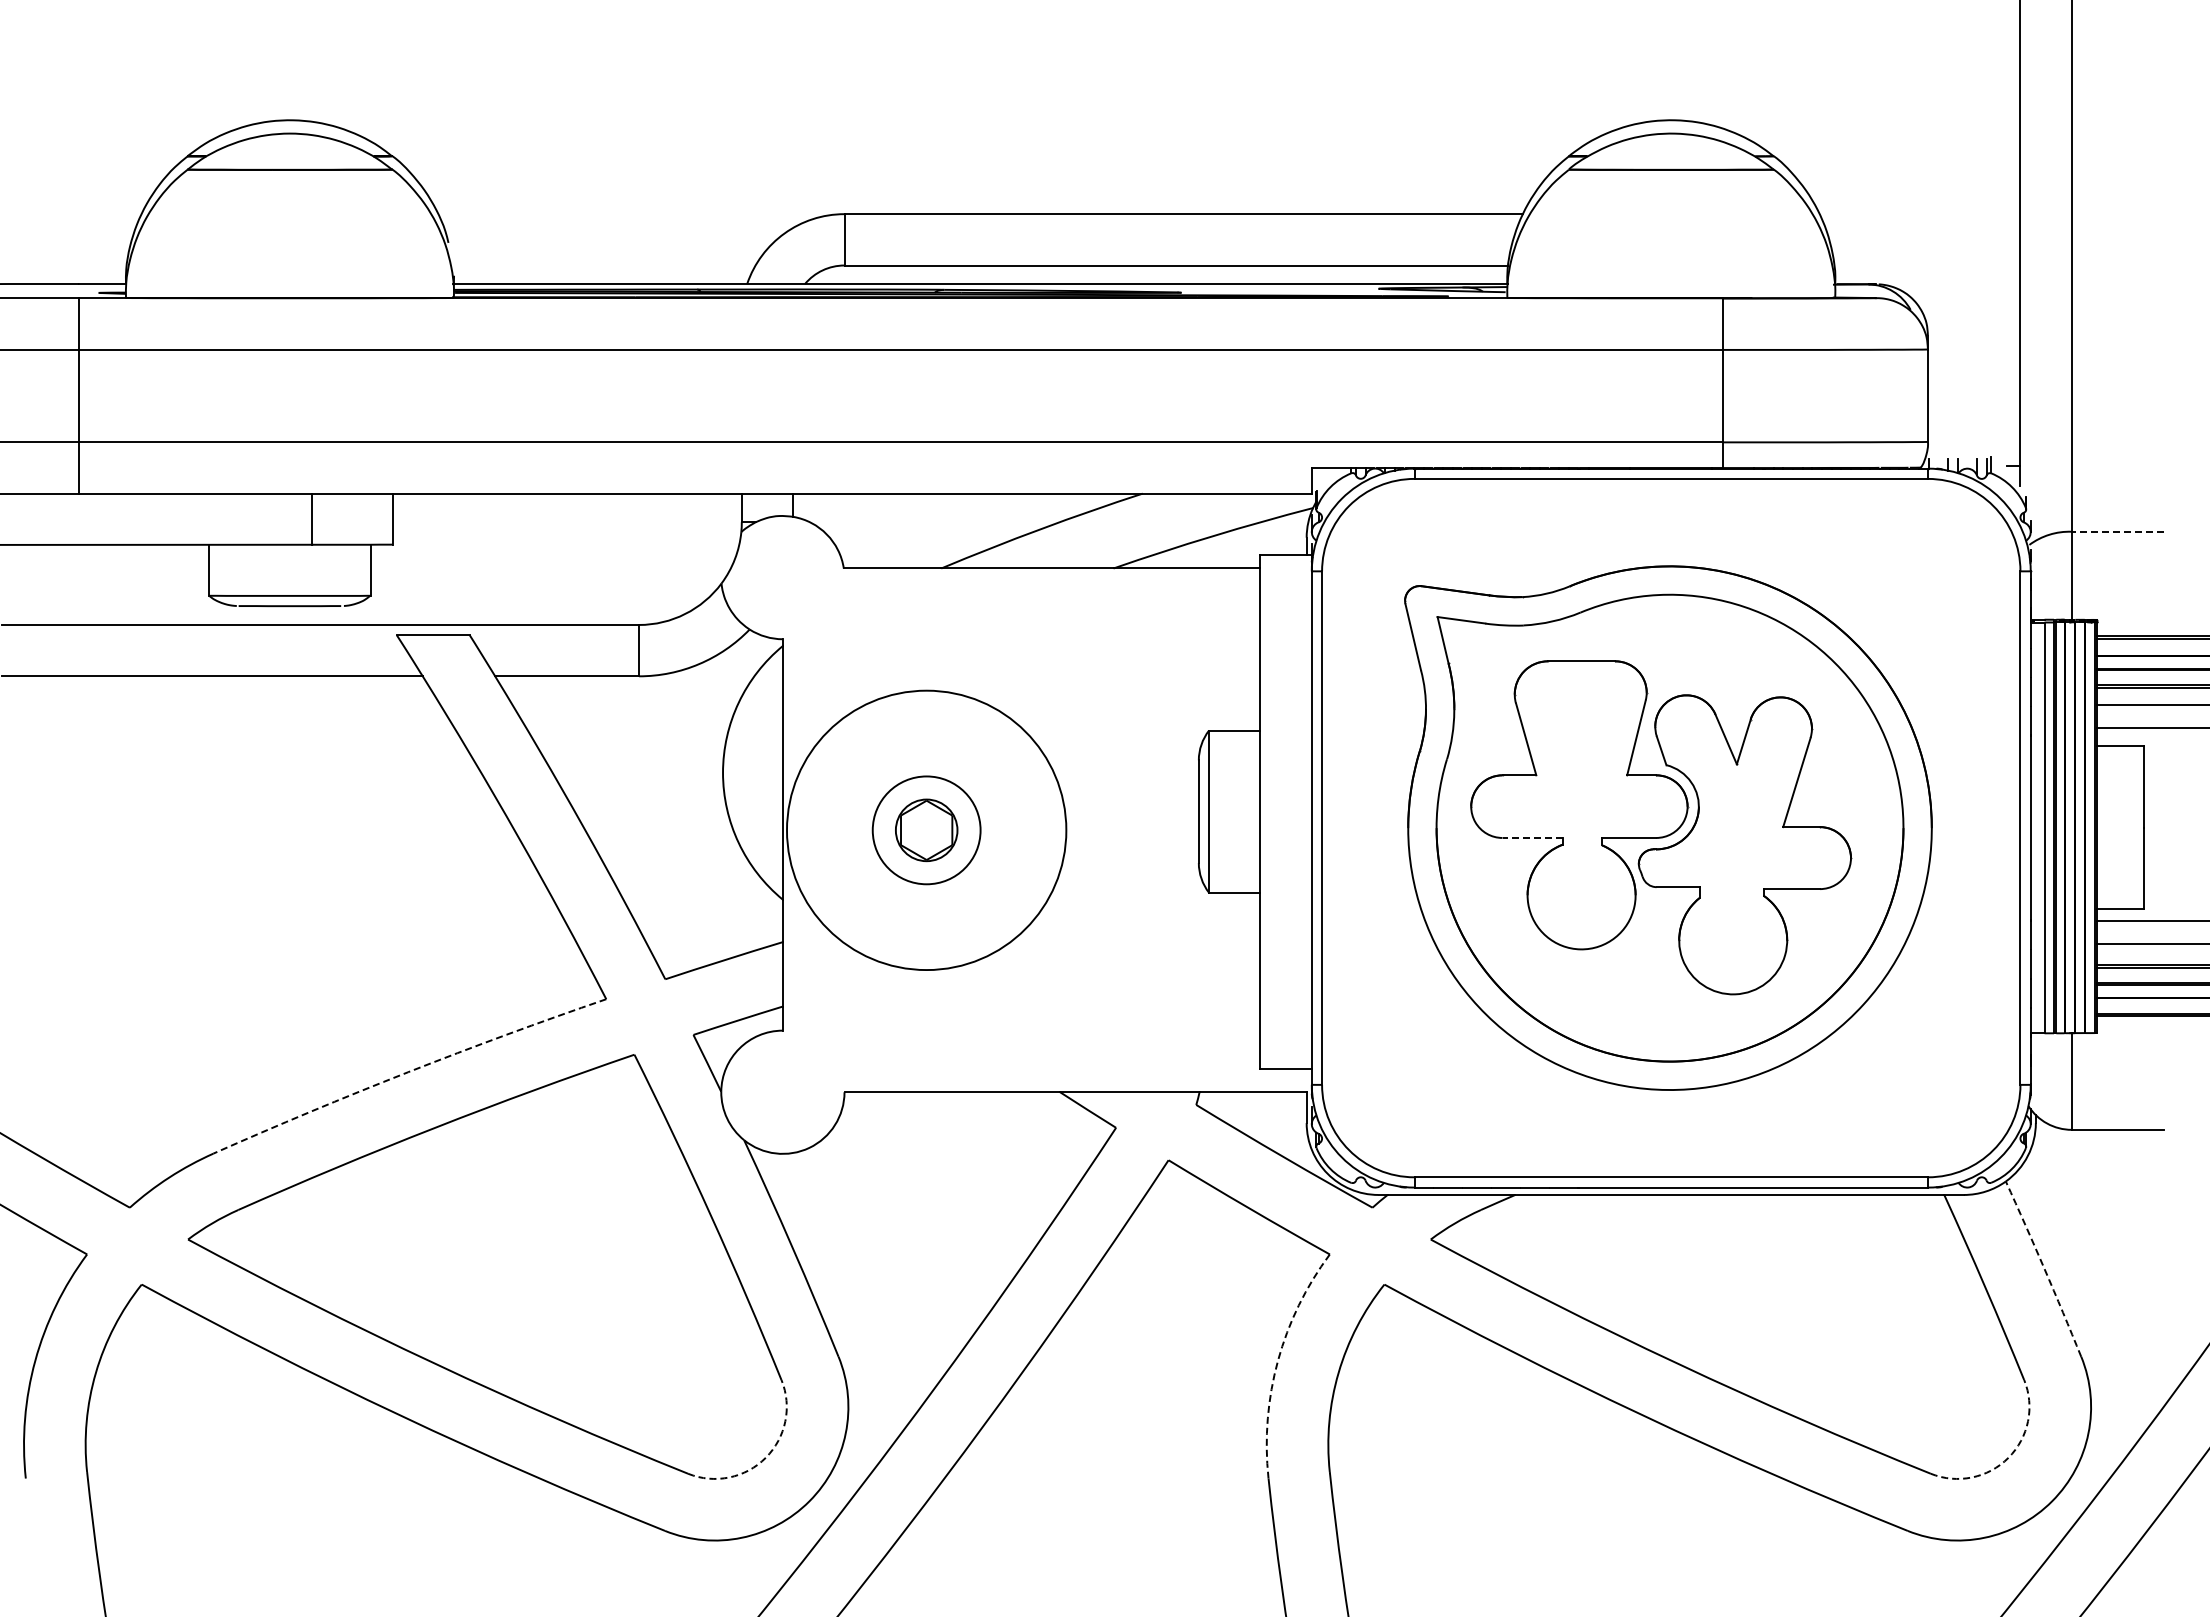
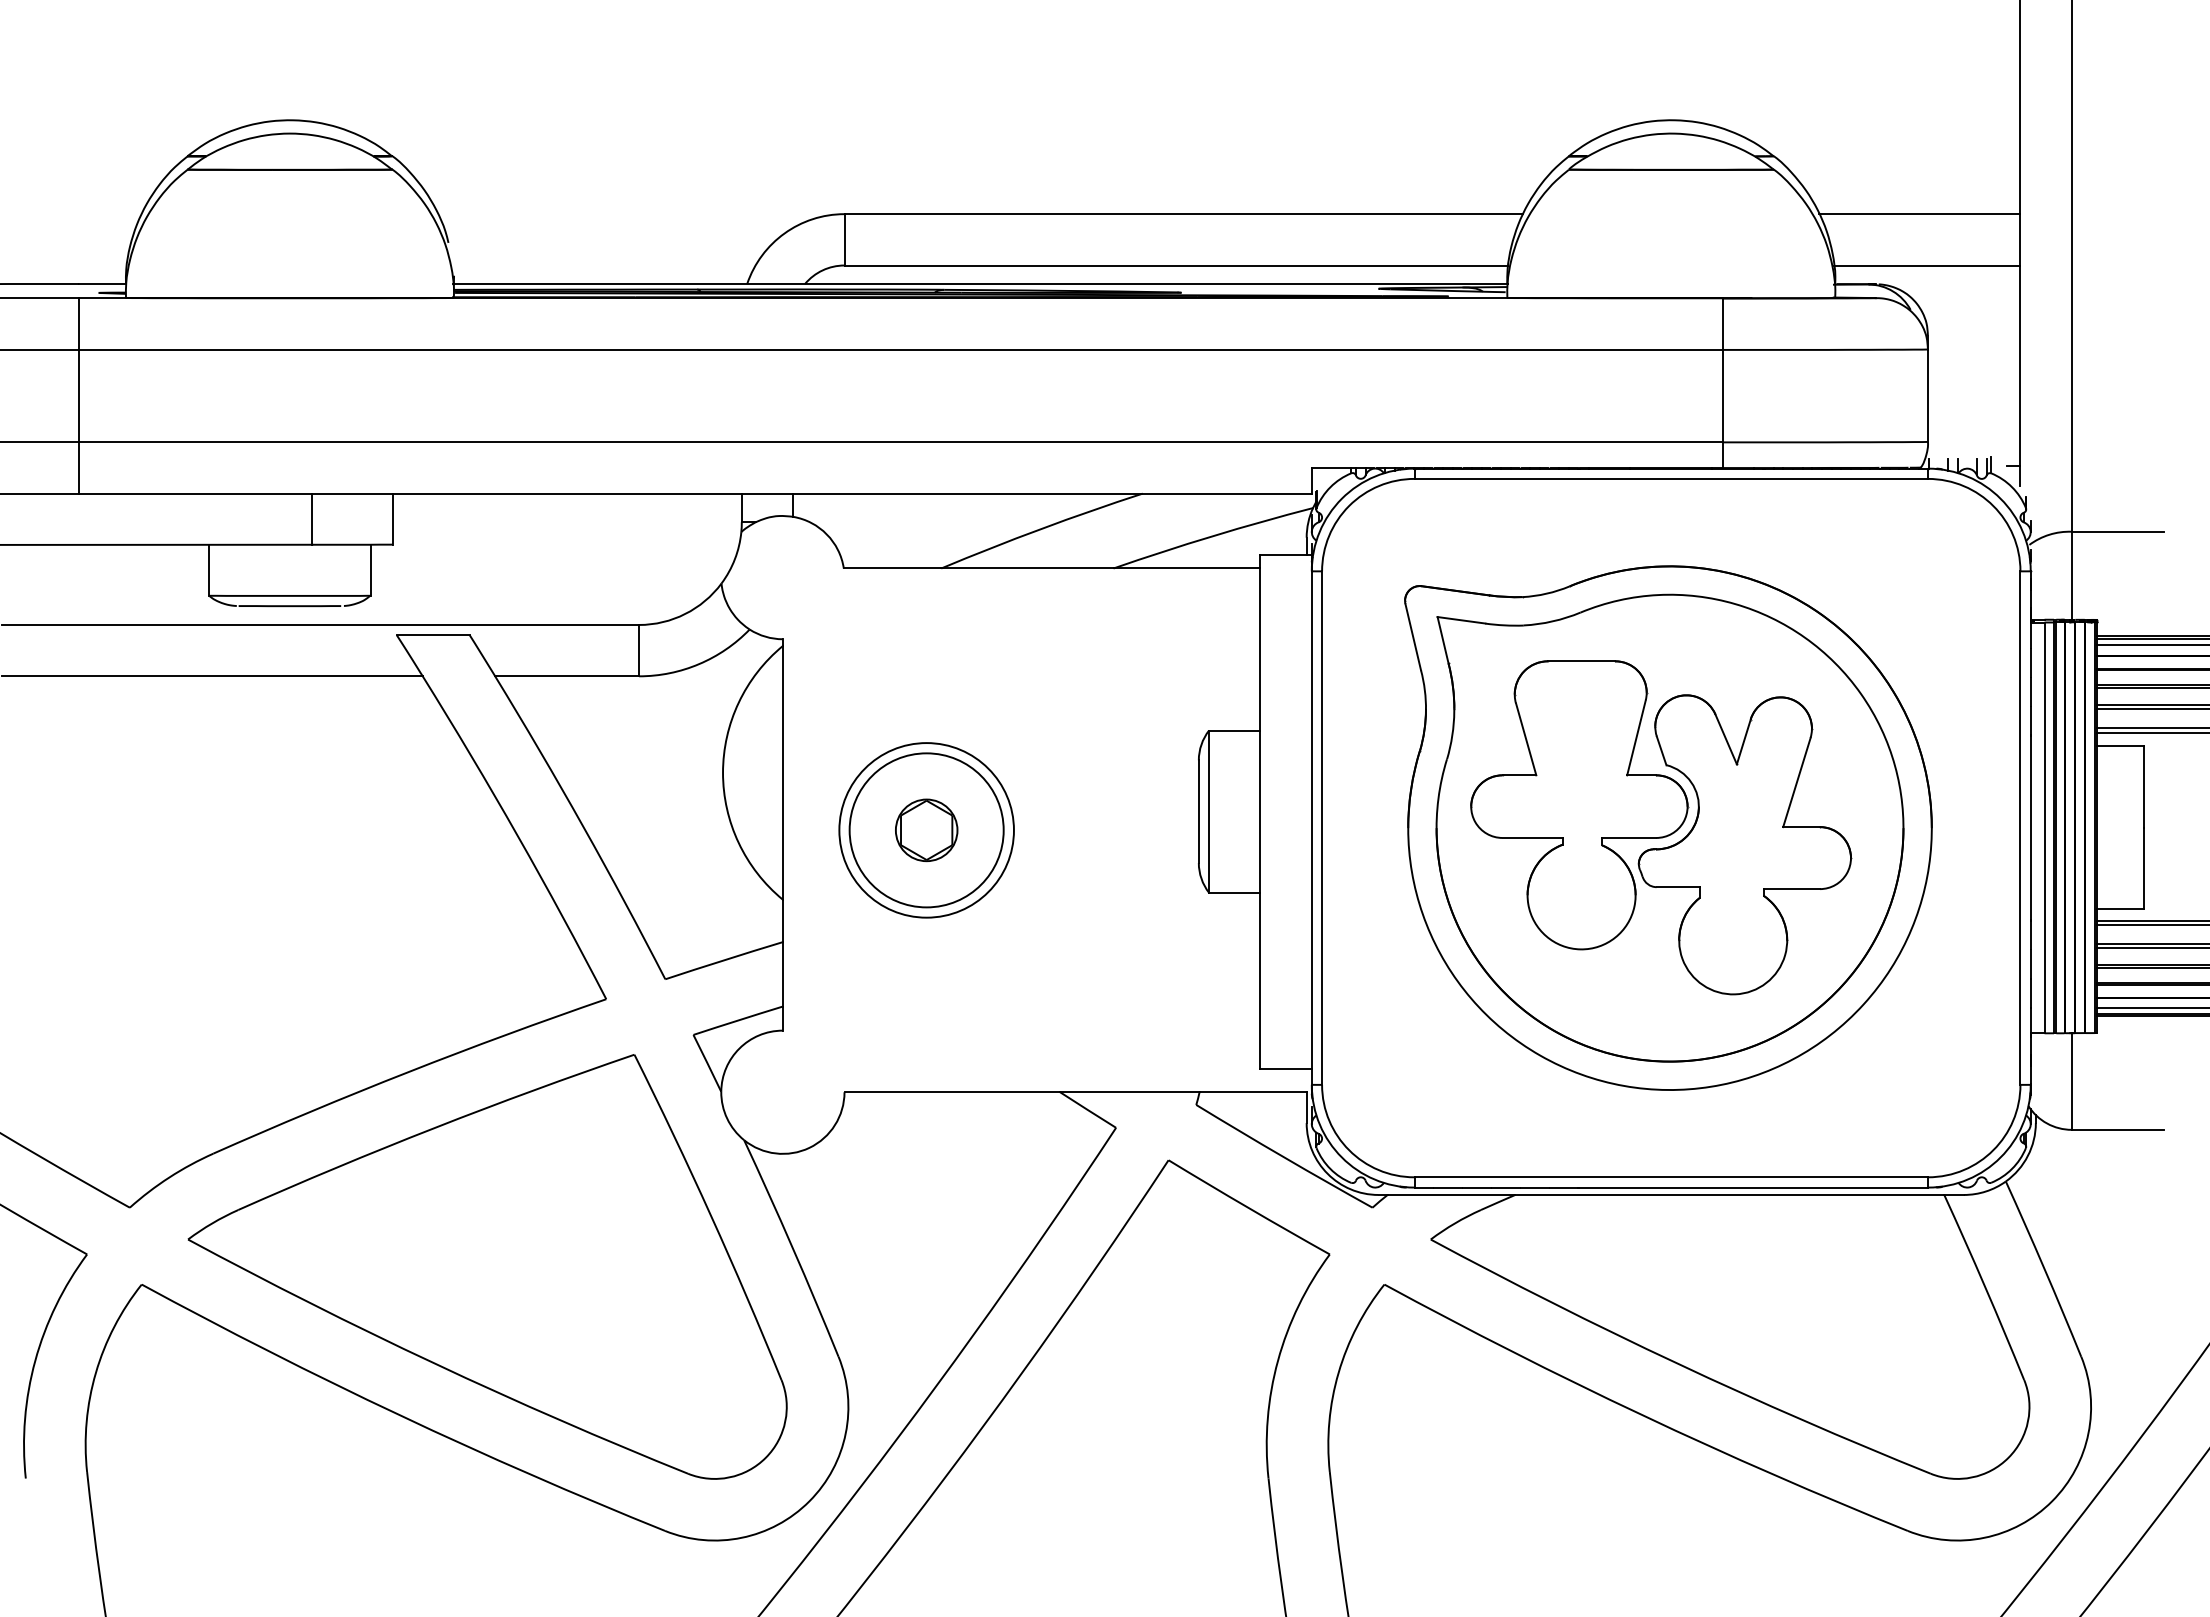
line: none -> present (1919, 214)
line: none -> present (1927, 265)
line: dashed -> solid (2117, 531)
line: none -> present (2151, 645)
line: none -> present (2151, 709)
line: none -> present (2151, 732)
circle diameter: 108 px -> 154 px (926, 830)
circle diameter: 279 px -> 175 px (926, 830)
line: dashed -> solid (1532, 837)
line: none -> present (2151, 925)
line: none -> present (2151, 948)
line: none -> present (2151, 1008)
arc: dashed -> solid (408, 1072)
arc: dashed -> solid (2044, 1268)
arc: dashed -> solid (1278, 1360)
arc: dashed -> solid (765, 1457)
arc: dashed -> solid (2008, 1457)
